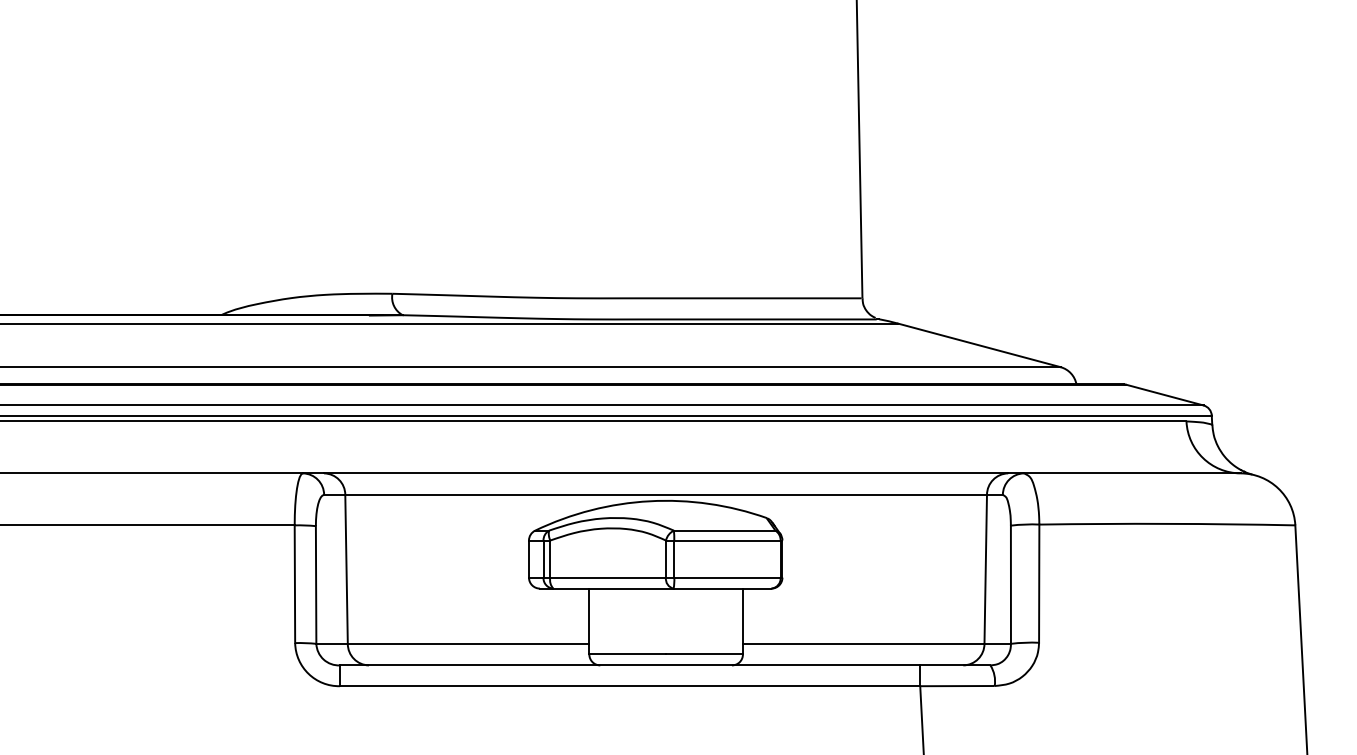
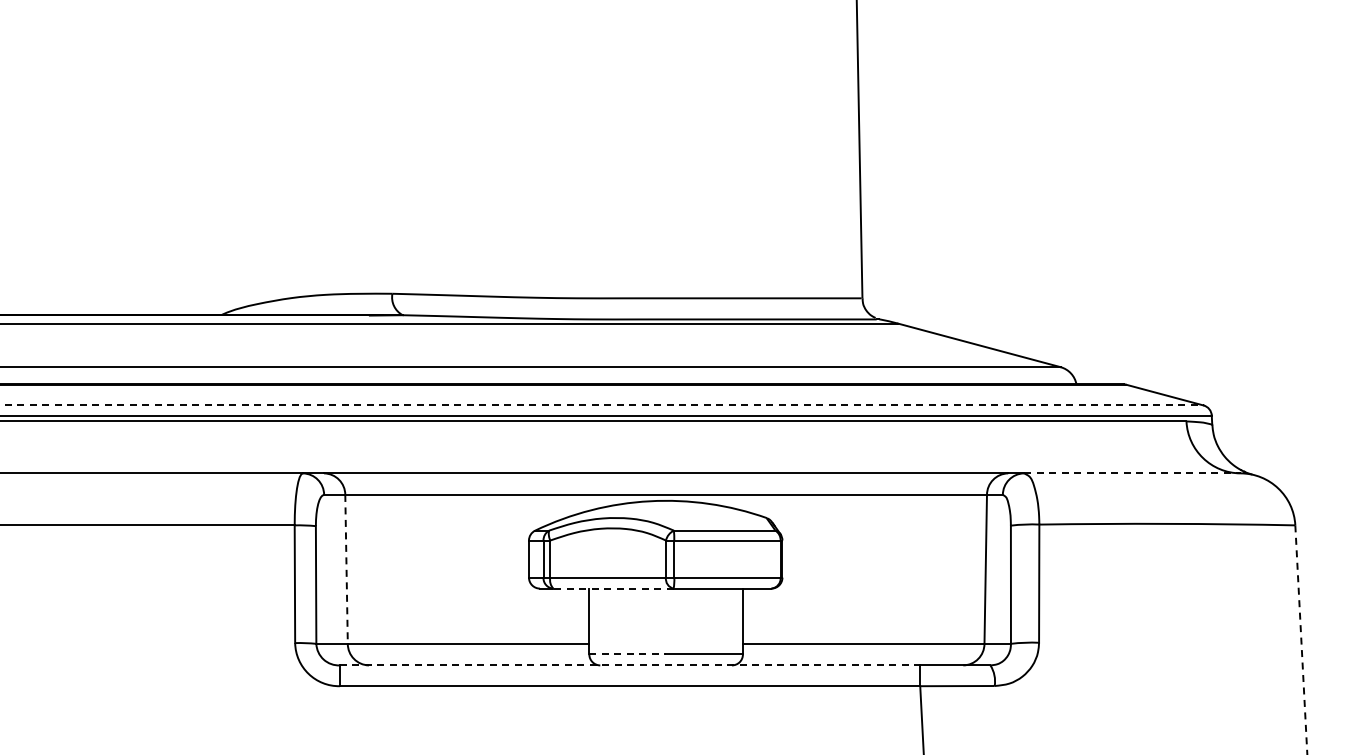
line: solid -> dashed (602, 405)
line: solid -> dashed (1132, 473)
line: solid -> dashed (346, 569)
line: solid -> dashed (612, 588)
line: solid -> dashed (1301, 640)
line: solid -> dashed (628, 654)
line: solid -> dashed (630, 665)
